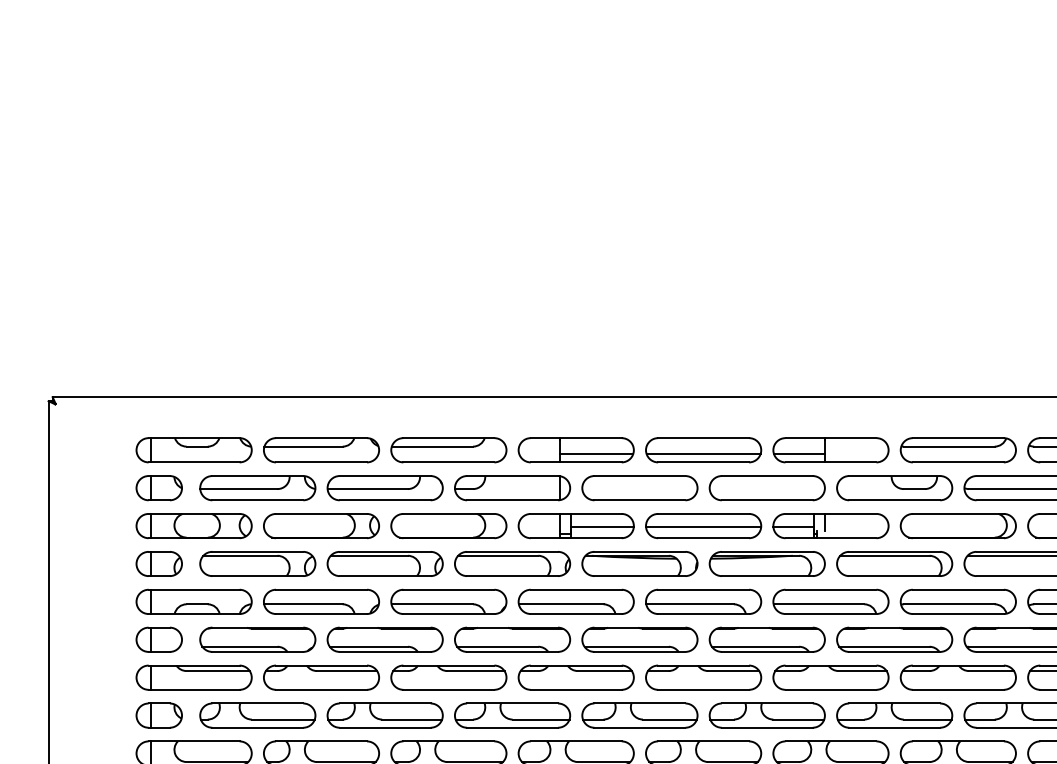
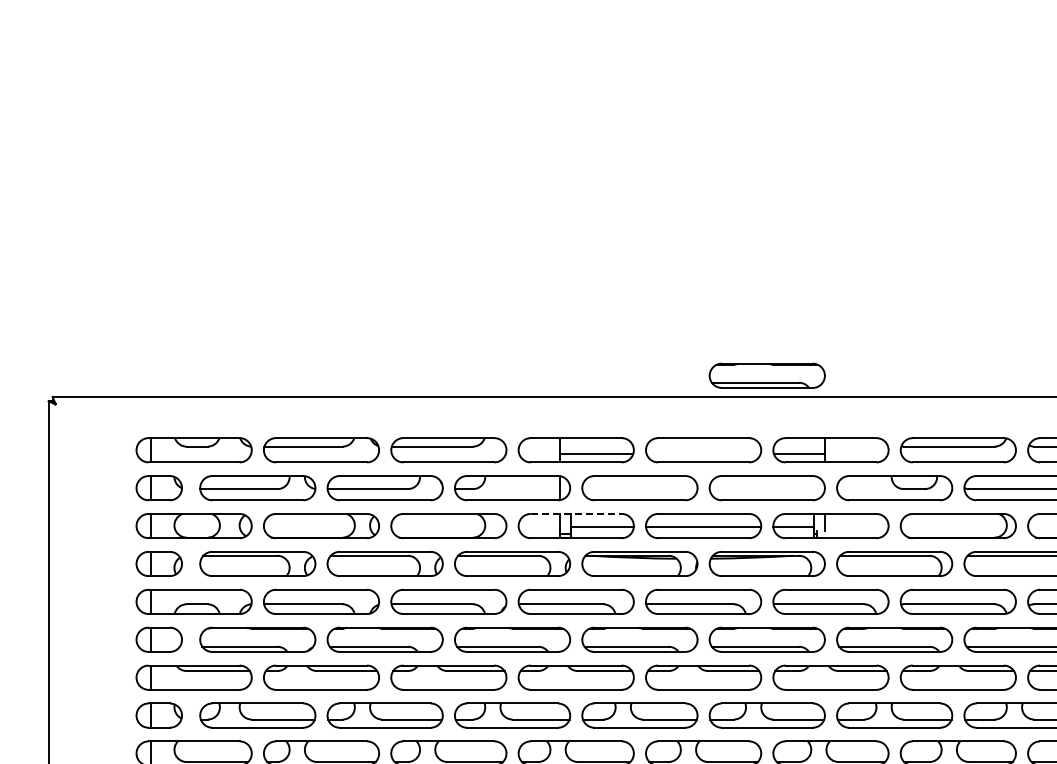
part: none -> present (766, 375)
line: present -> none (703, 454)
line: solid -> dashed (576, 513)
